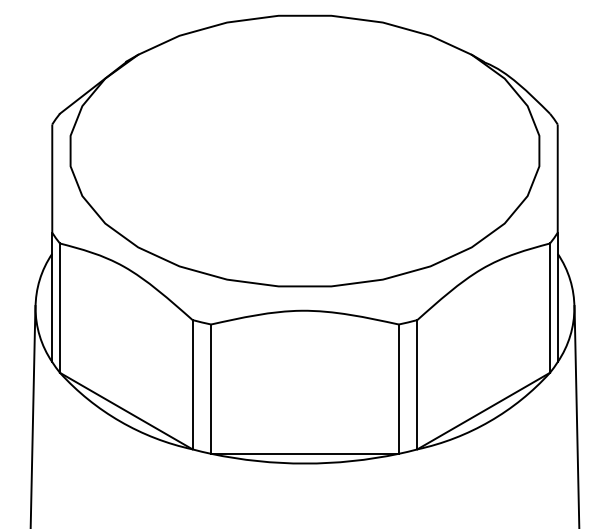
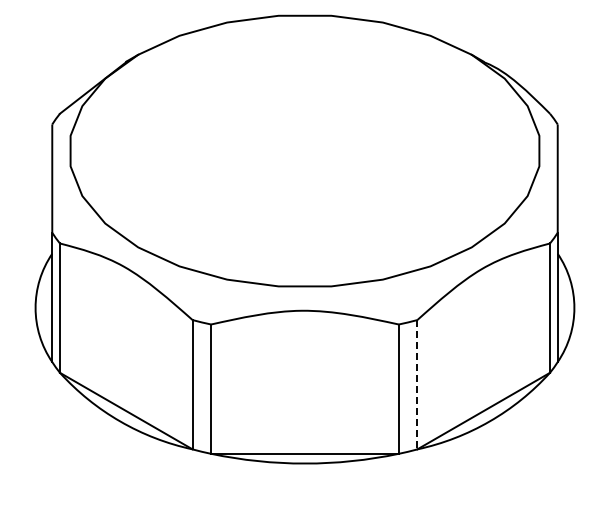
line: solid -> dashed (417, 384)
line: present -> none (32, 415)
line: present -> none (576, 415)
